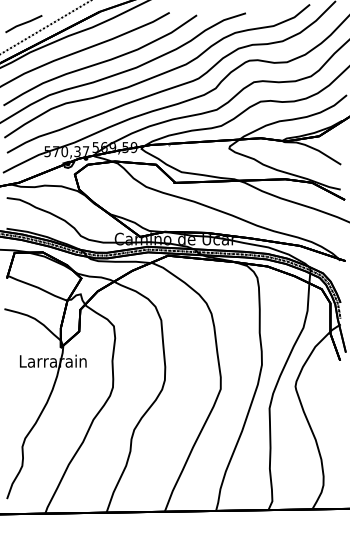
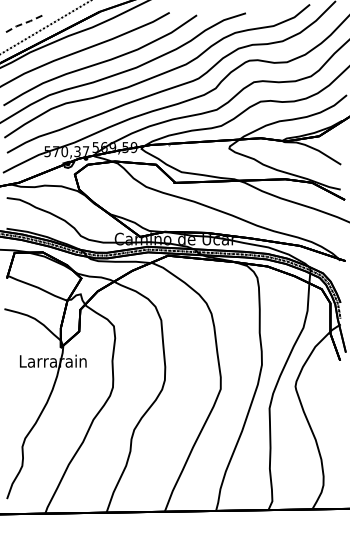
line: solid -> dashed (23, 23)
